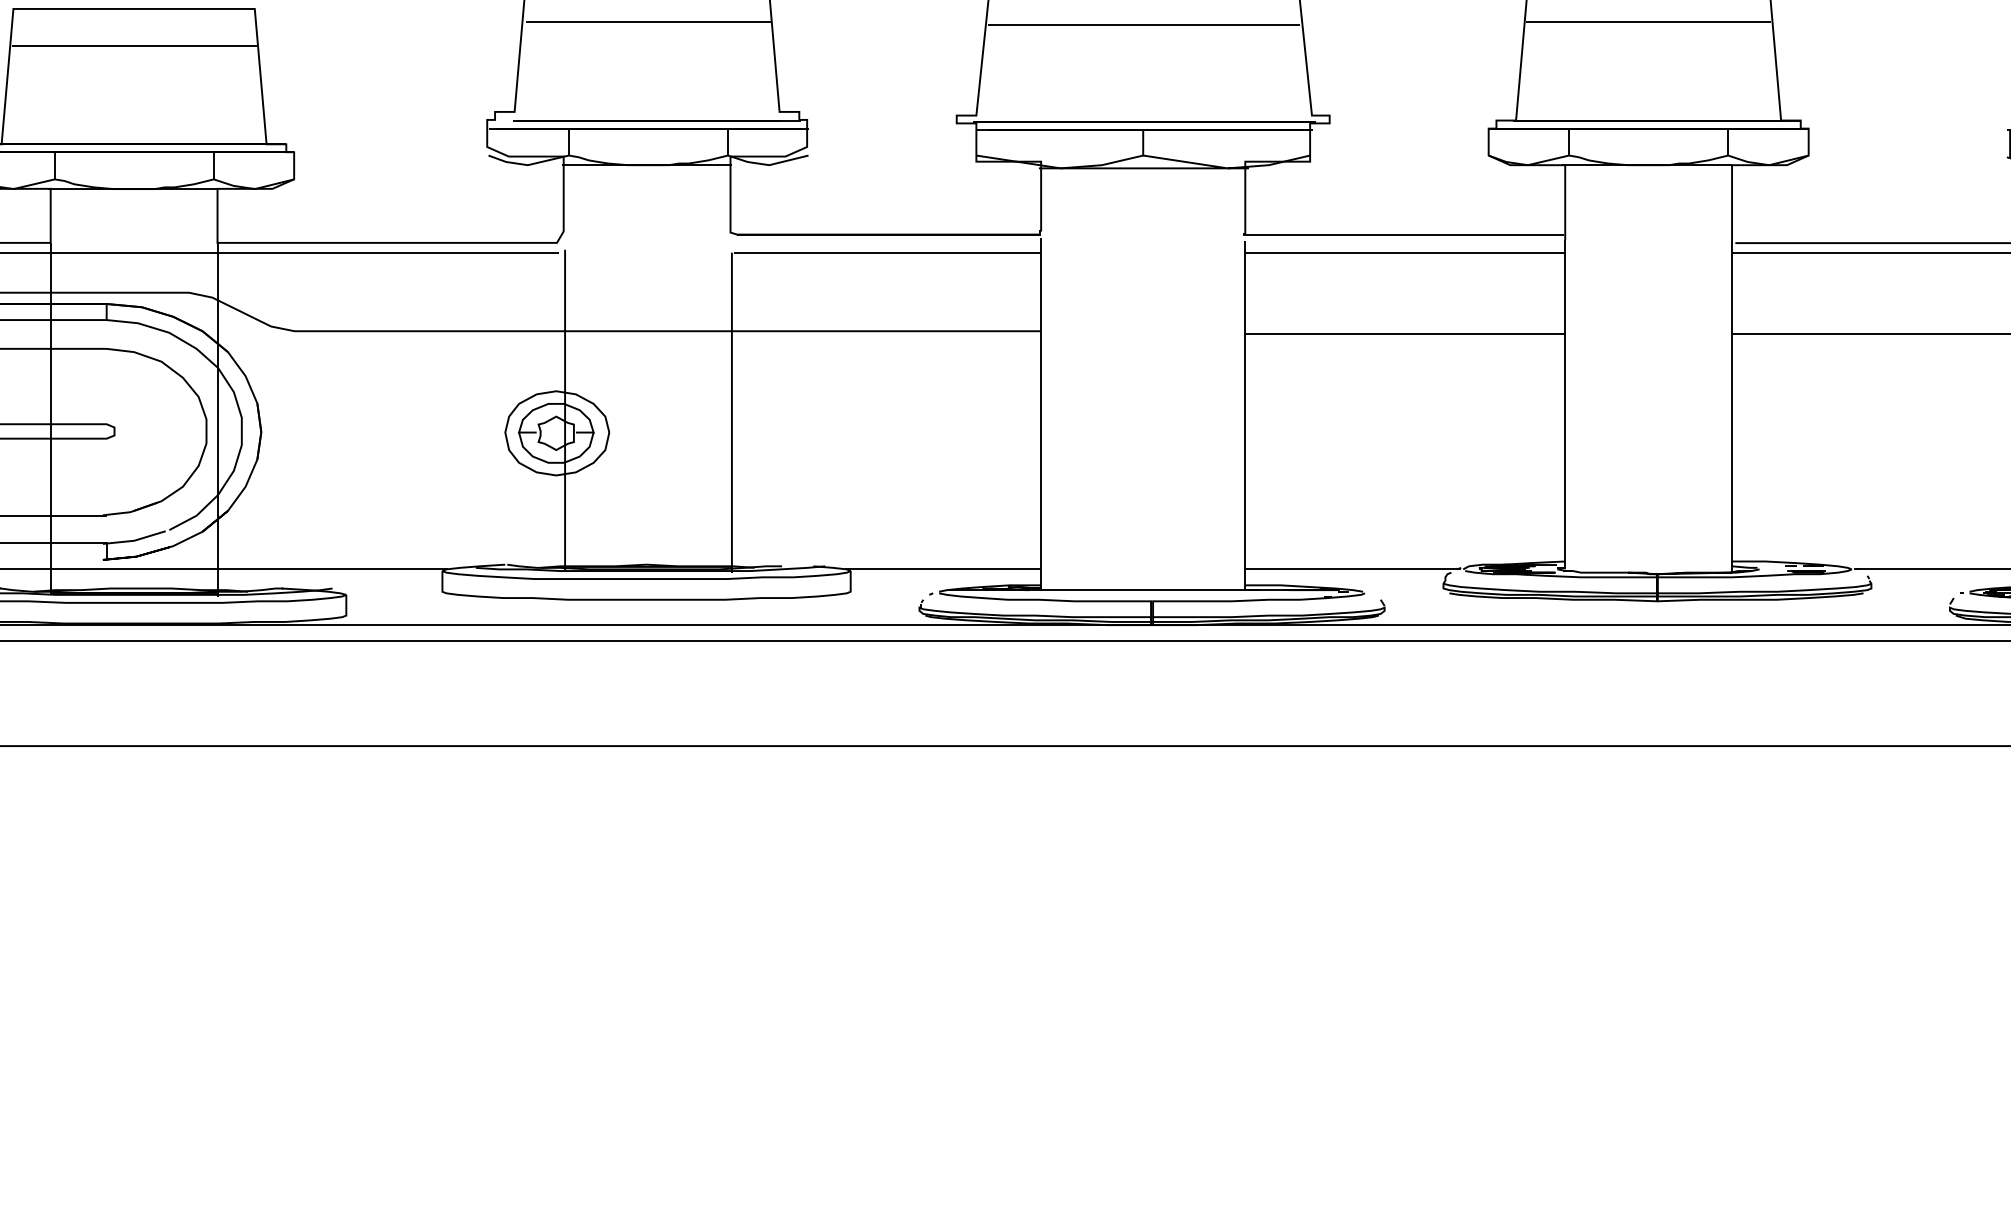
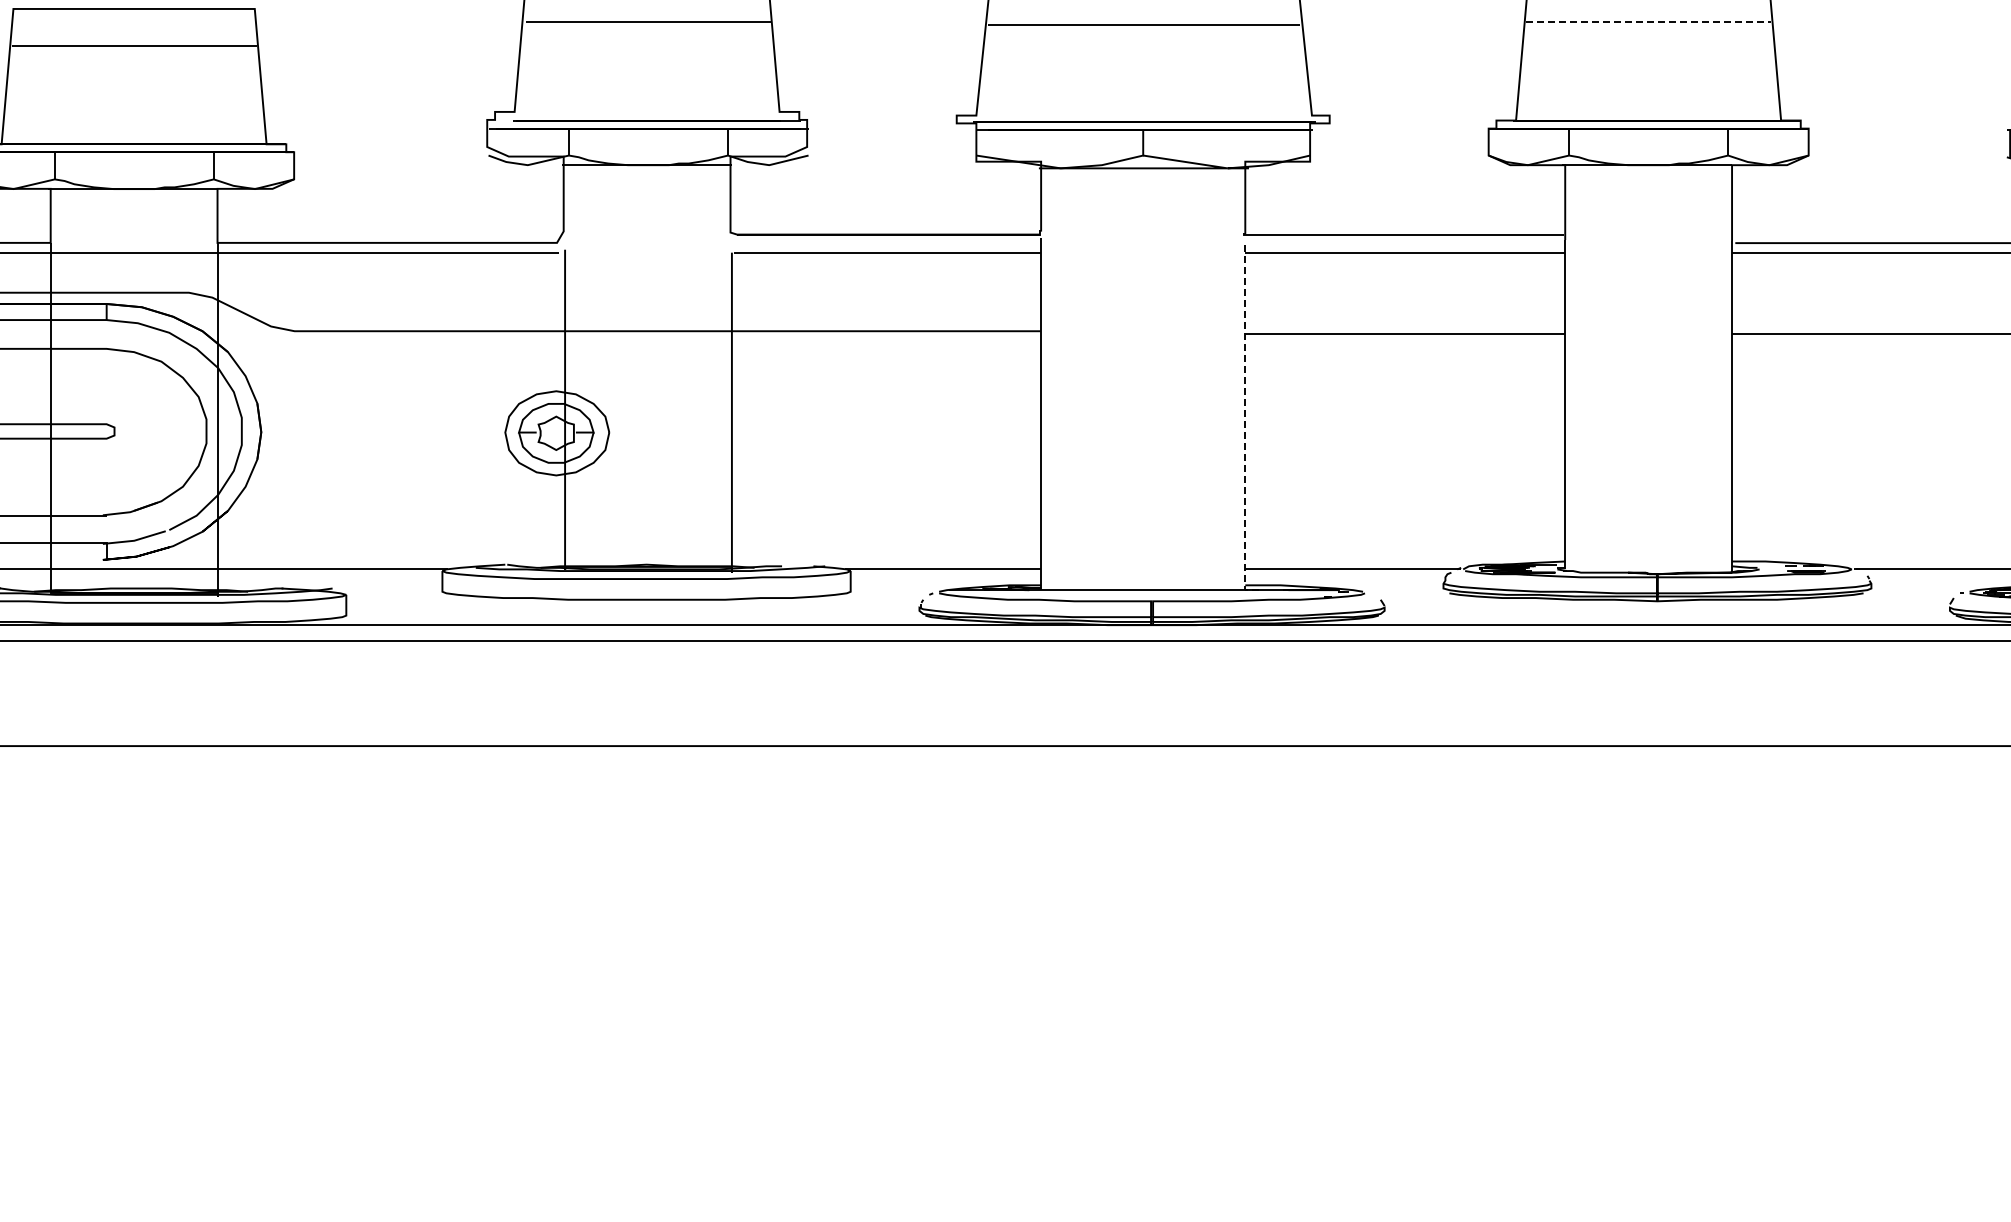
line: solid -> dashed (1648, 21)
line: solid -> dashed (1245, 423)
